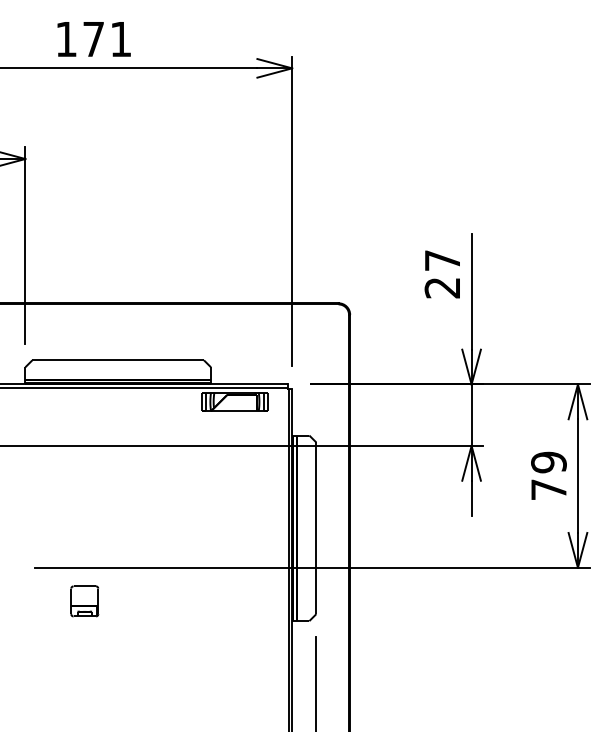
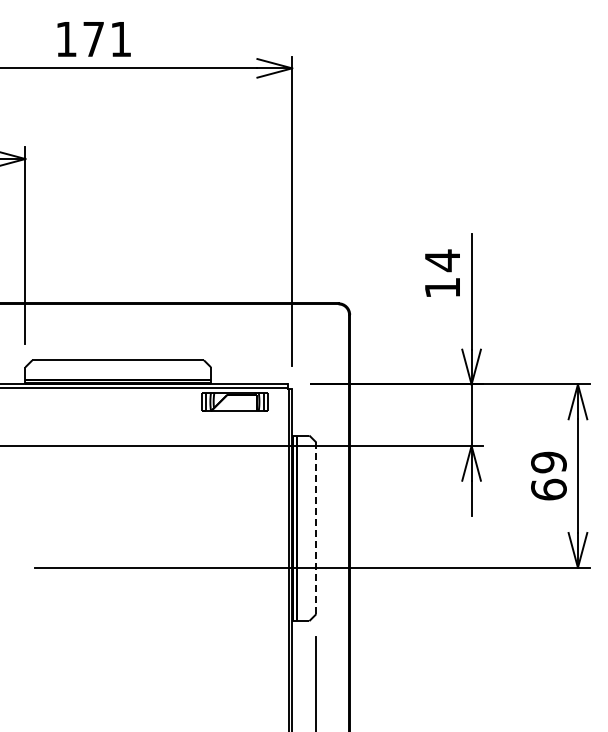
text: 27 -> 14 (441, 273)
text: 79 -> 69 (548, 489)
line: solid -> dashed (316, 528)
part: present -> none (84, 601)
